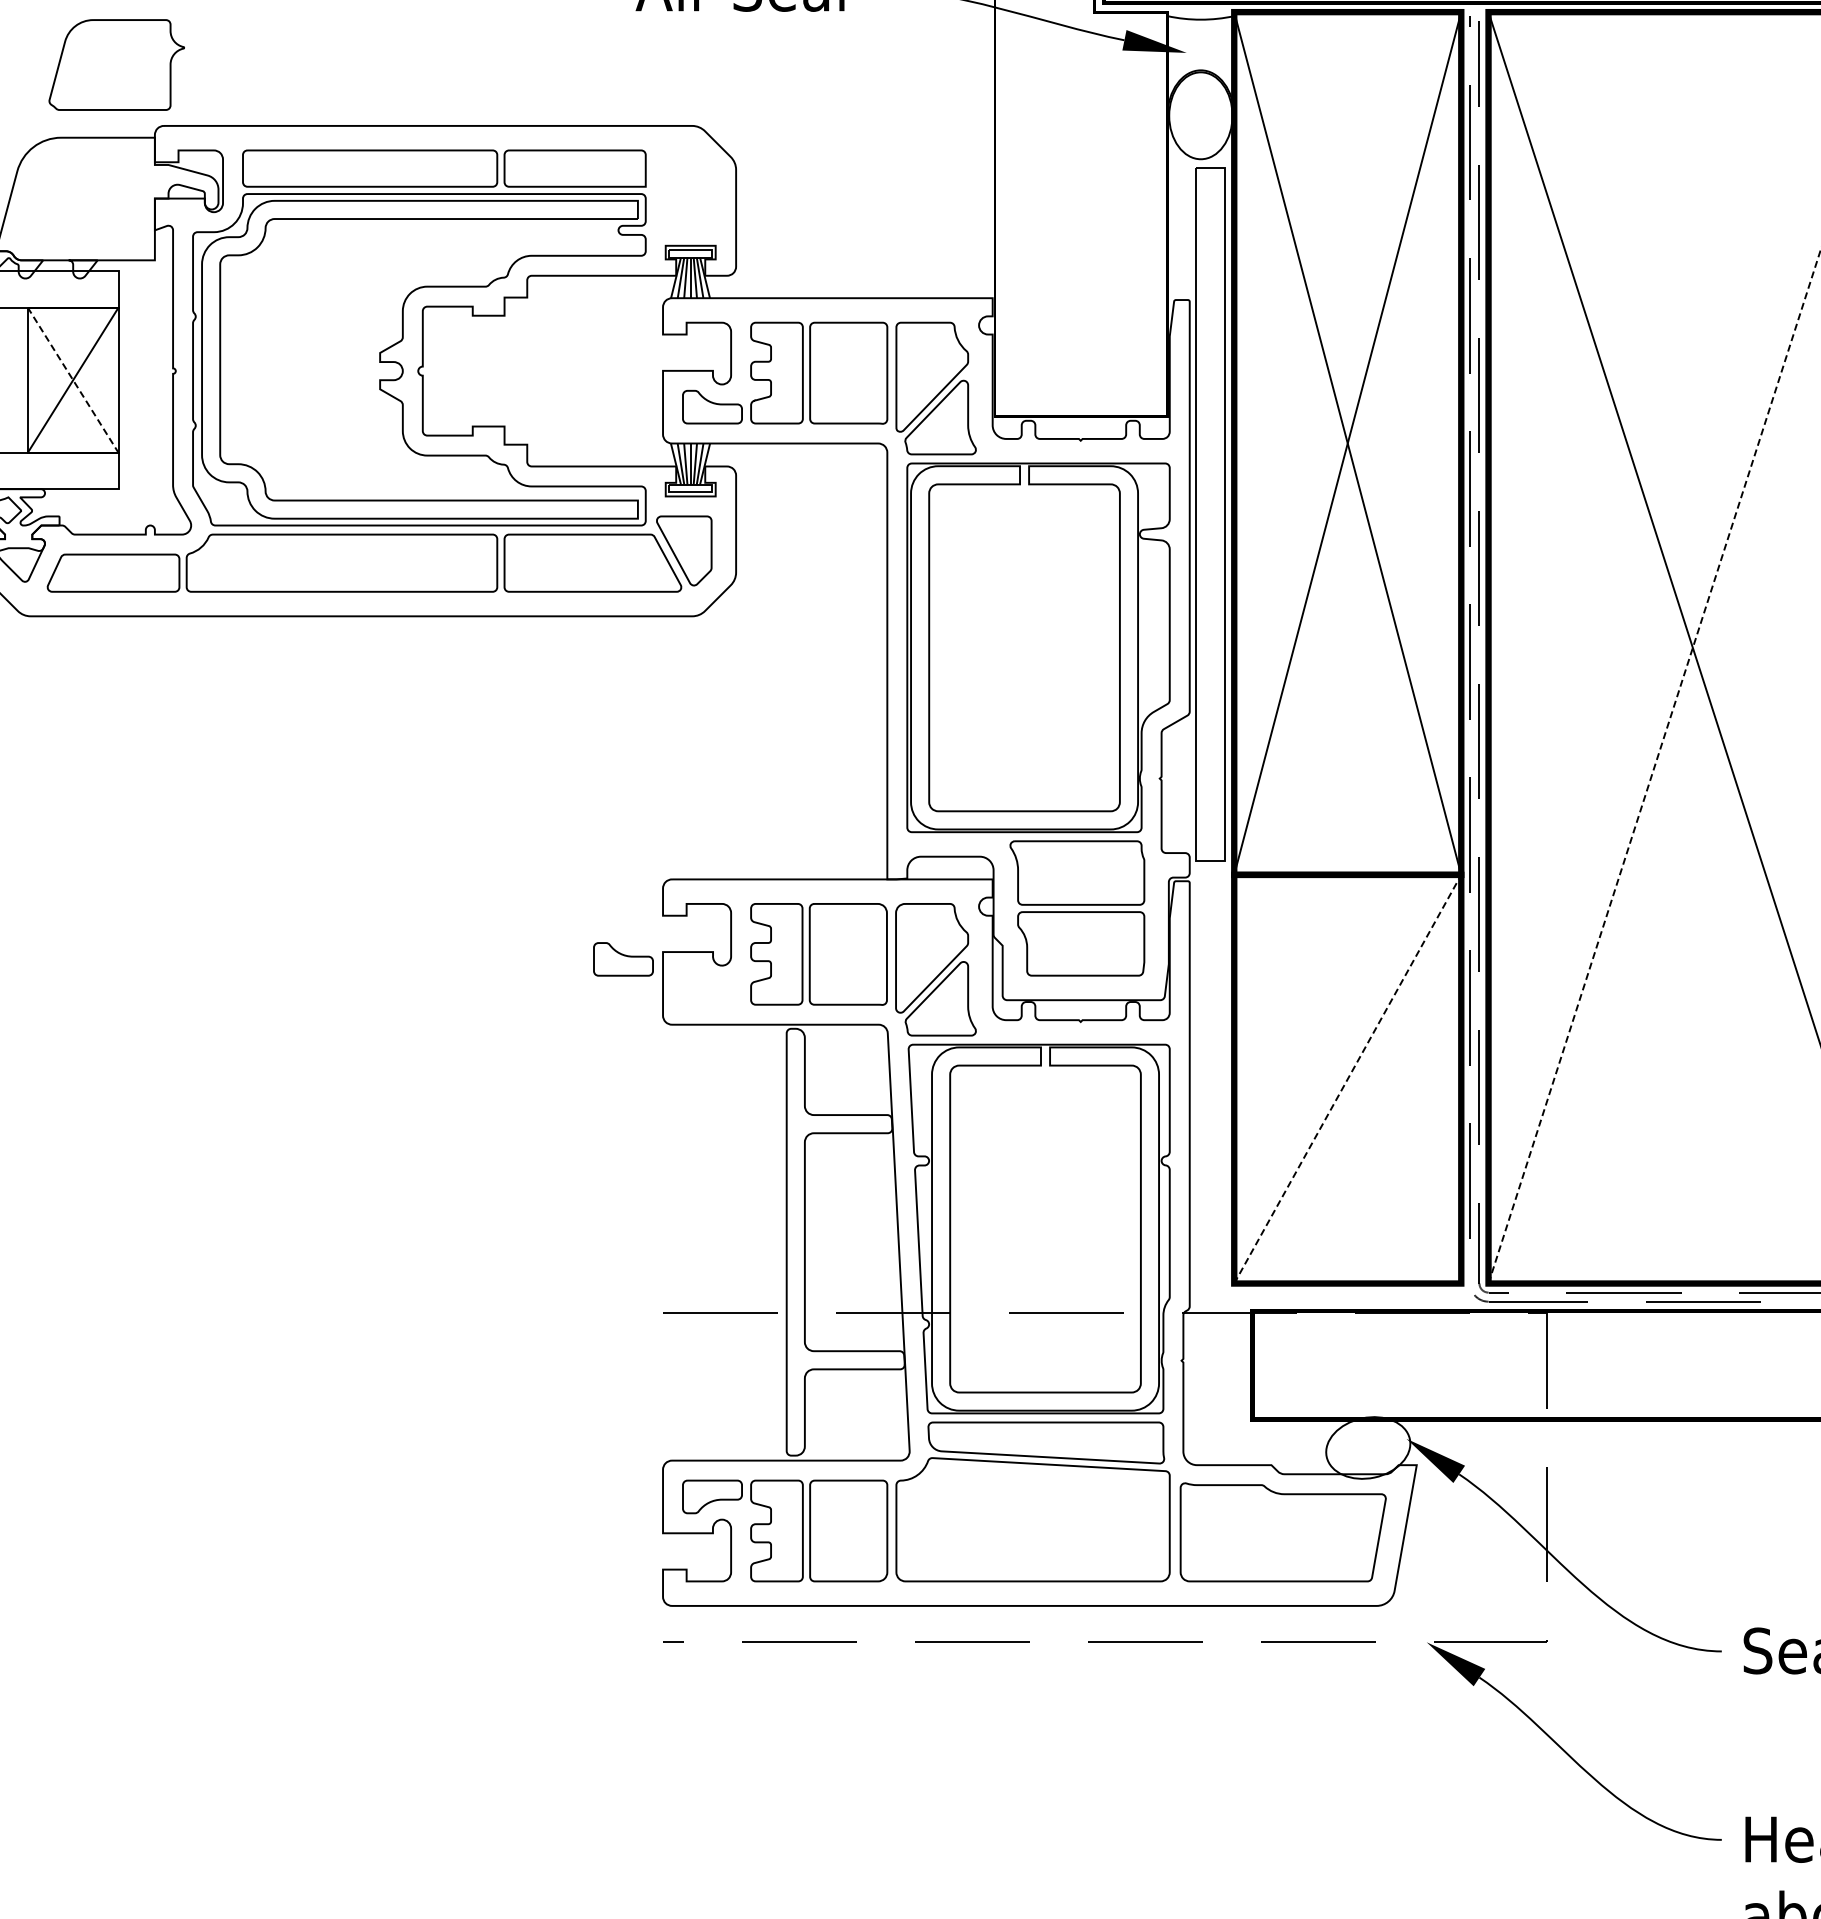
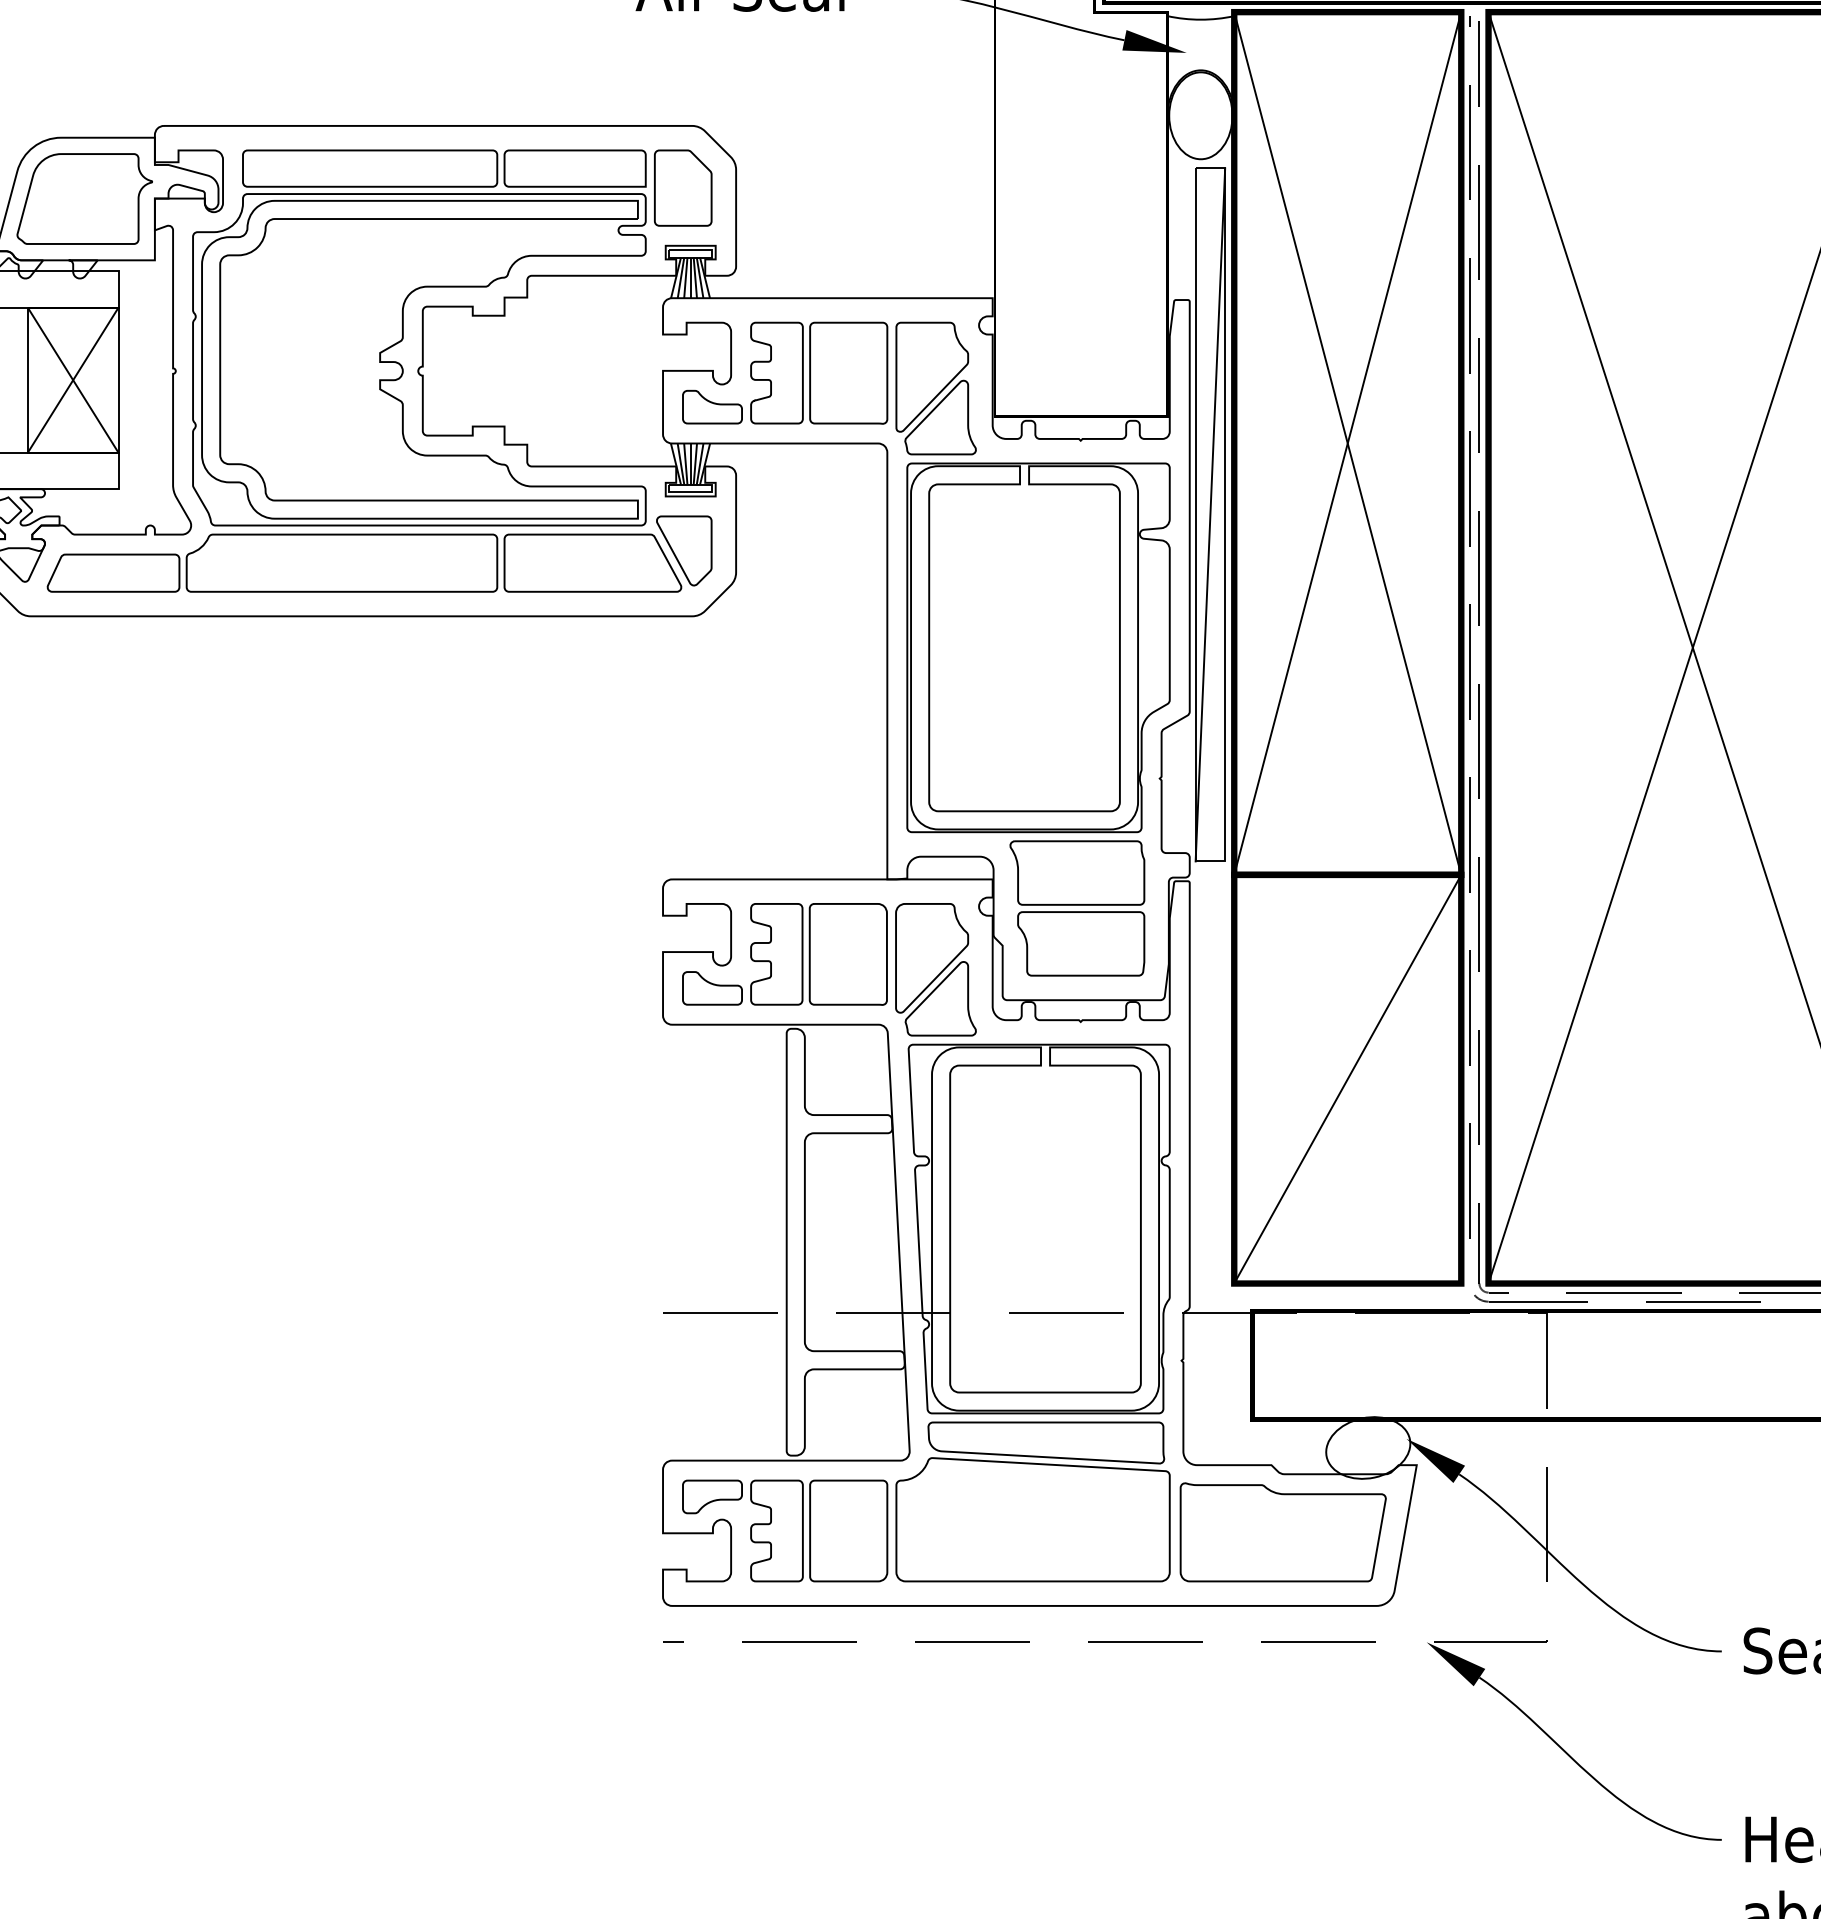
part position: (116, 64) -> (84, 198) (84, 198)
part: none -> present (683, 187)
line: dashed -> solid (73, 380)
line: none -> present (1210, 514)
line: dashed -> solid (1654, 766)
part position: (623, 959) -> (712, 988) (712, 988)
line: dashed -> solid (1347, 1079)
